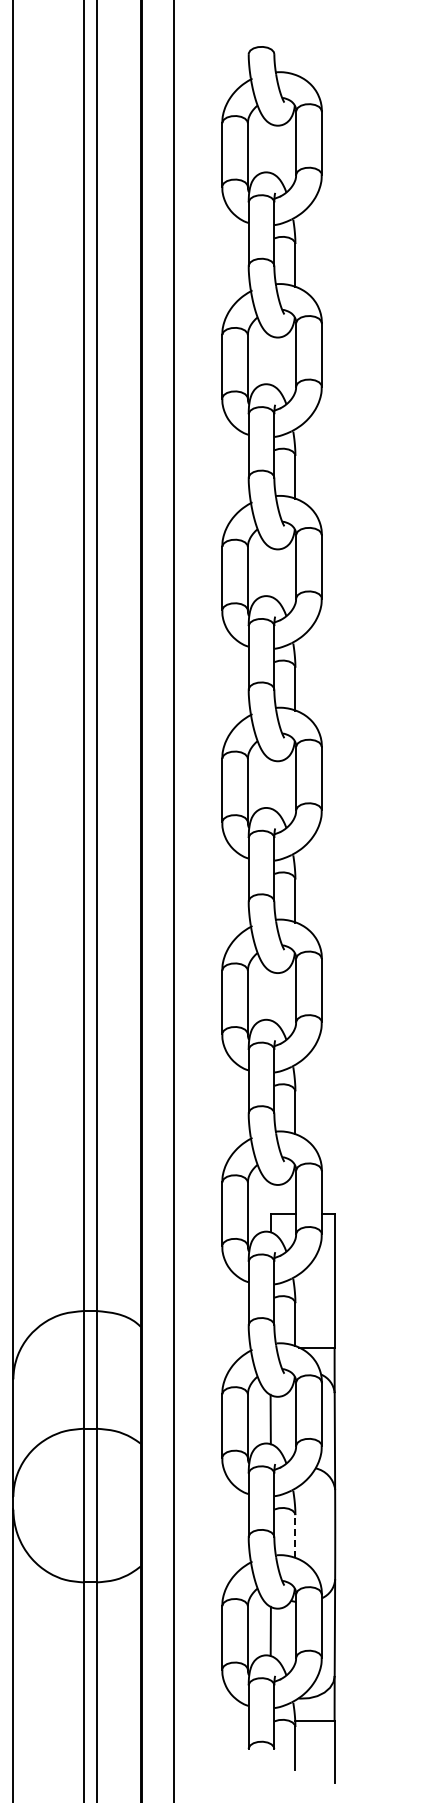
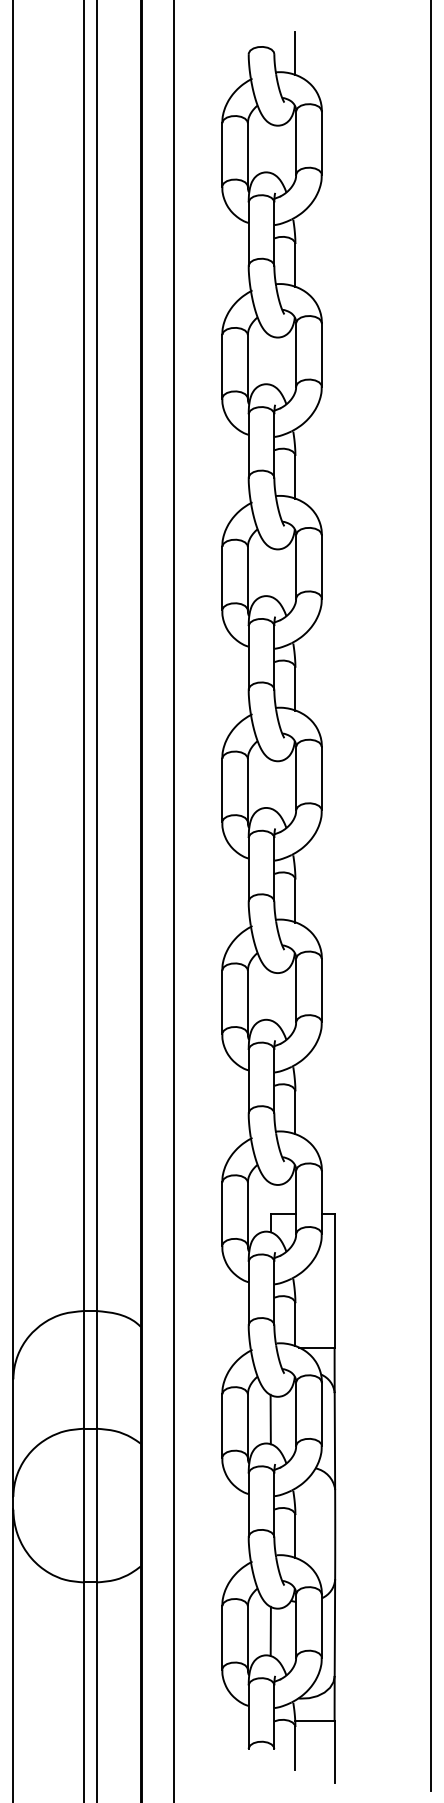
line: none -> present (295, 53)
line: none -> present (430, 896)
line: dashed -> solid (295, 1536)
